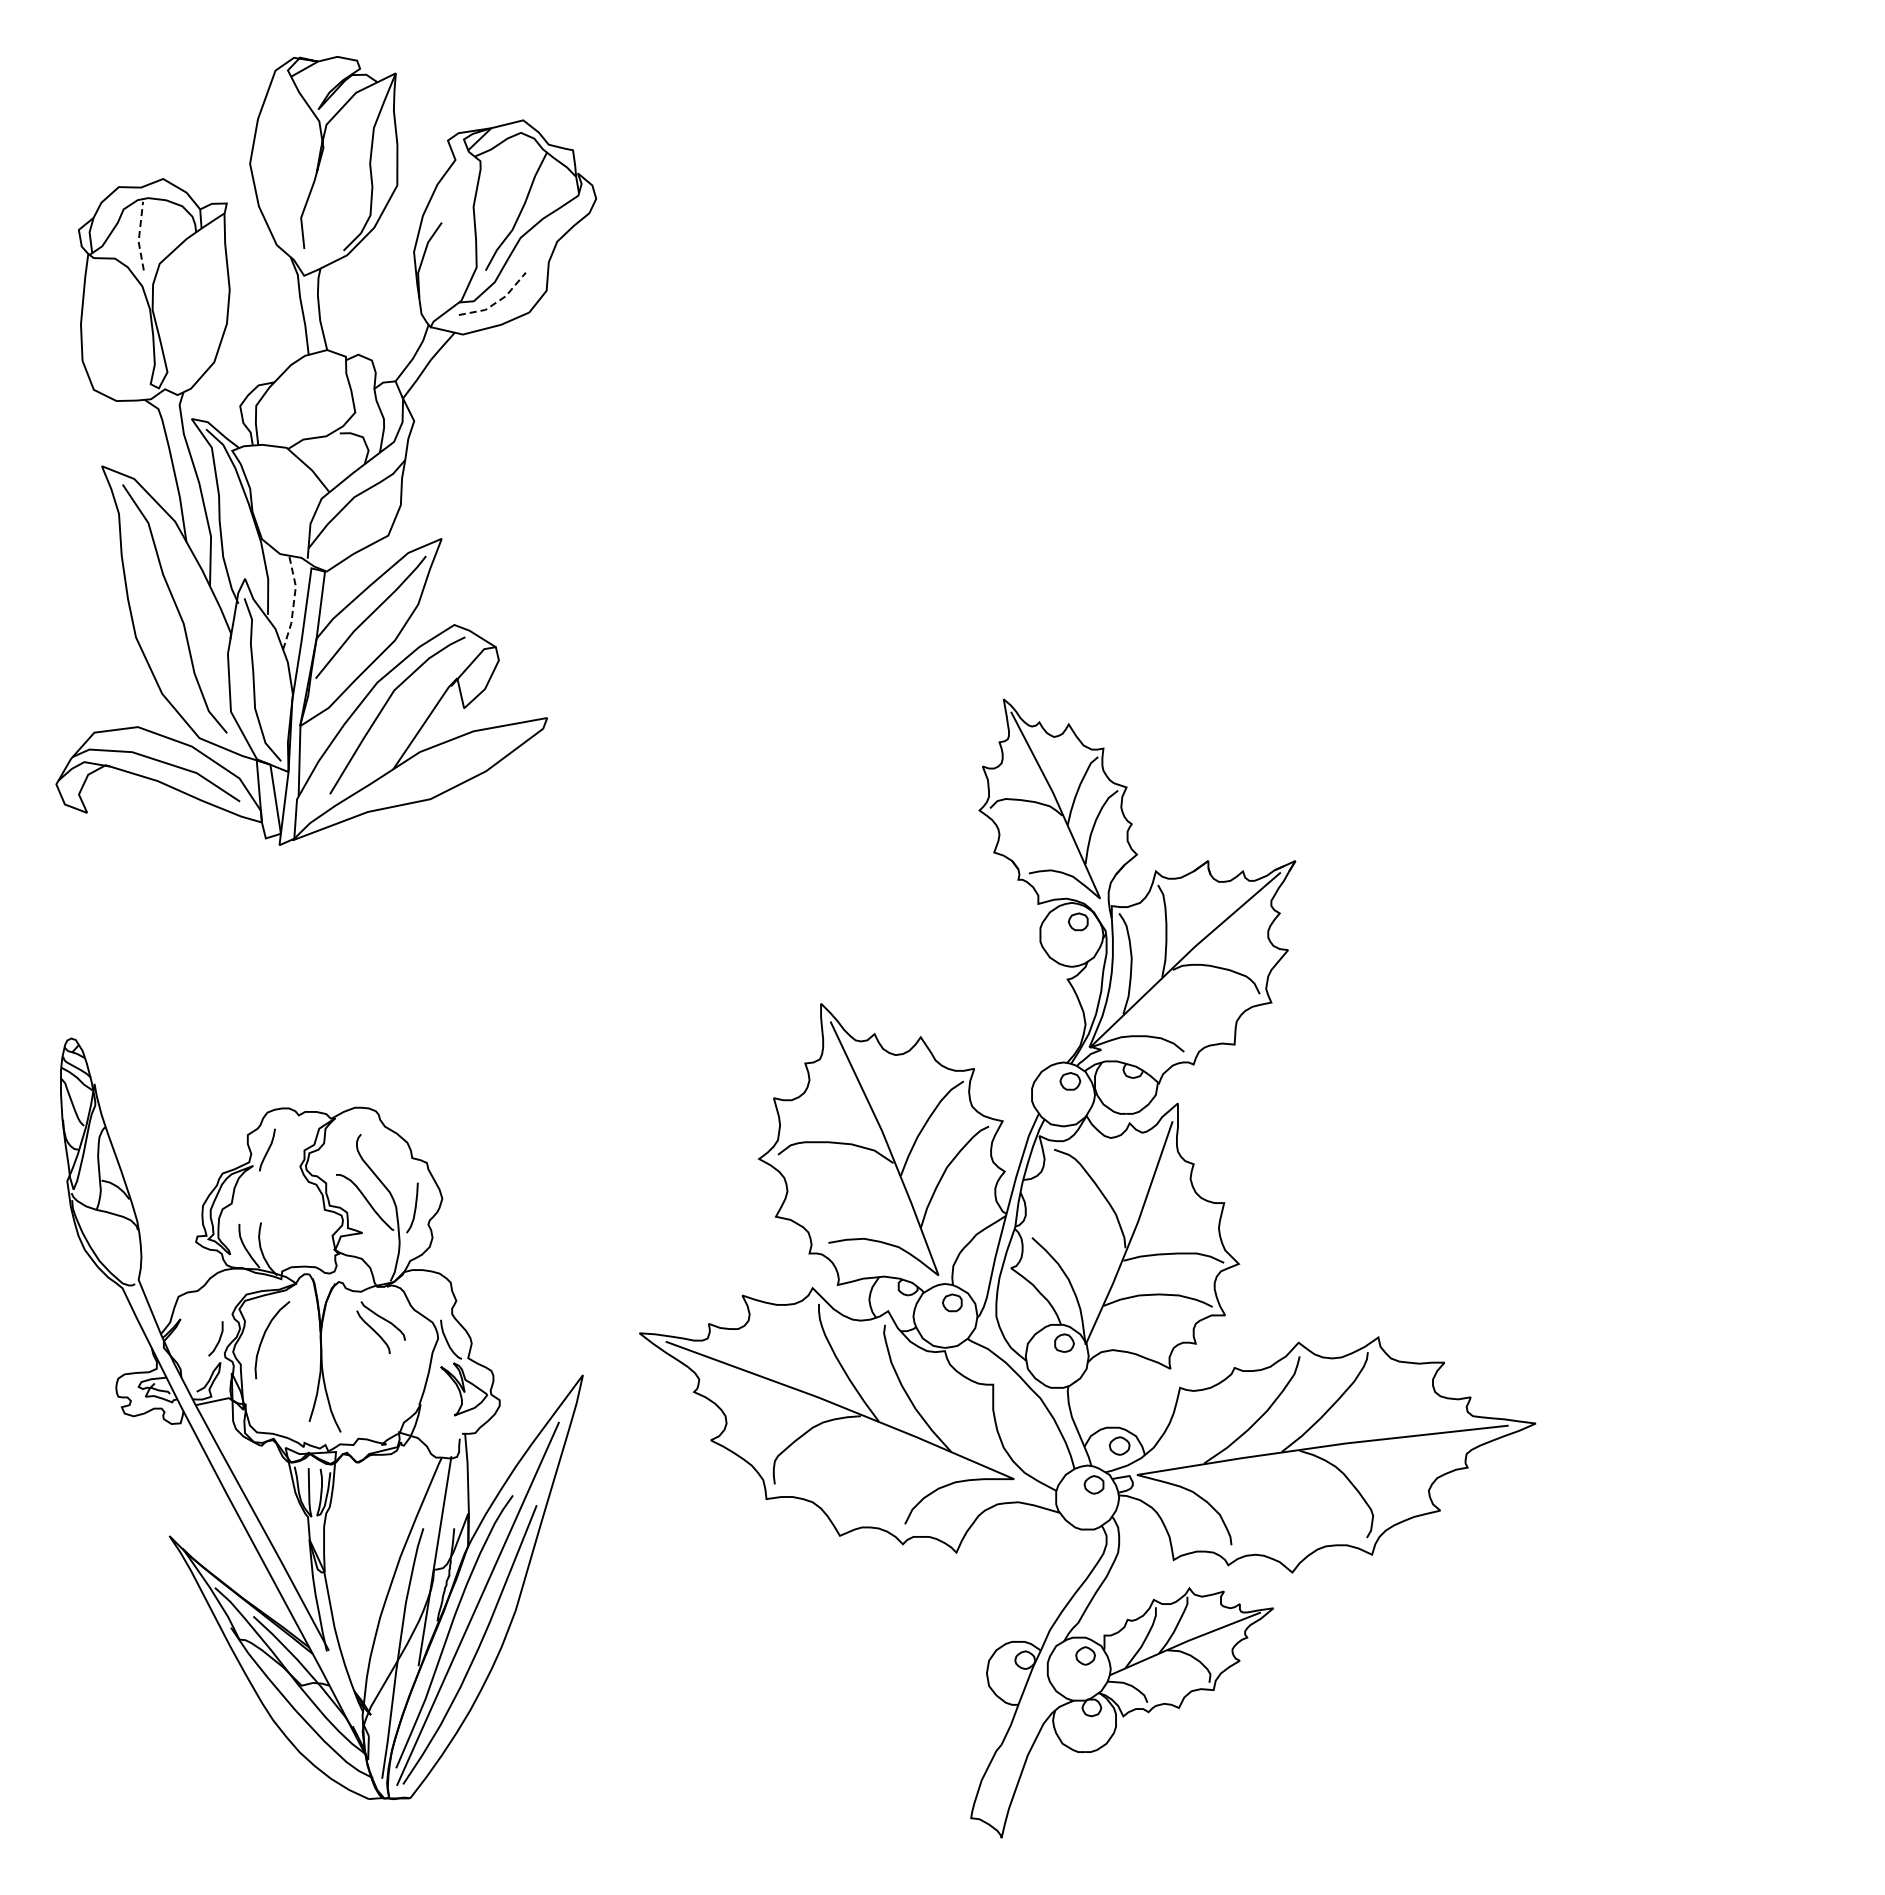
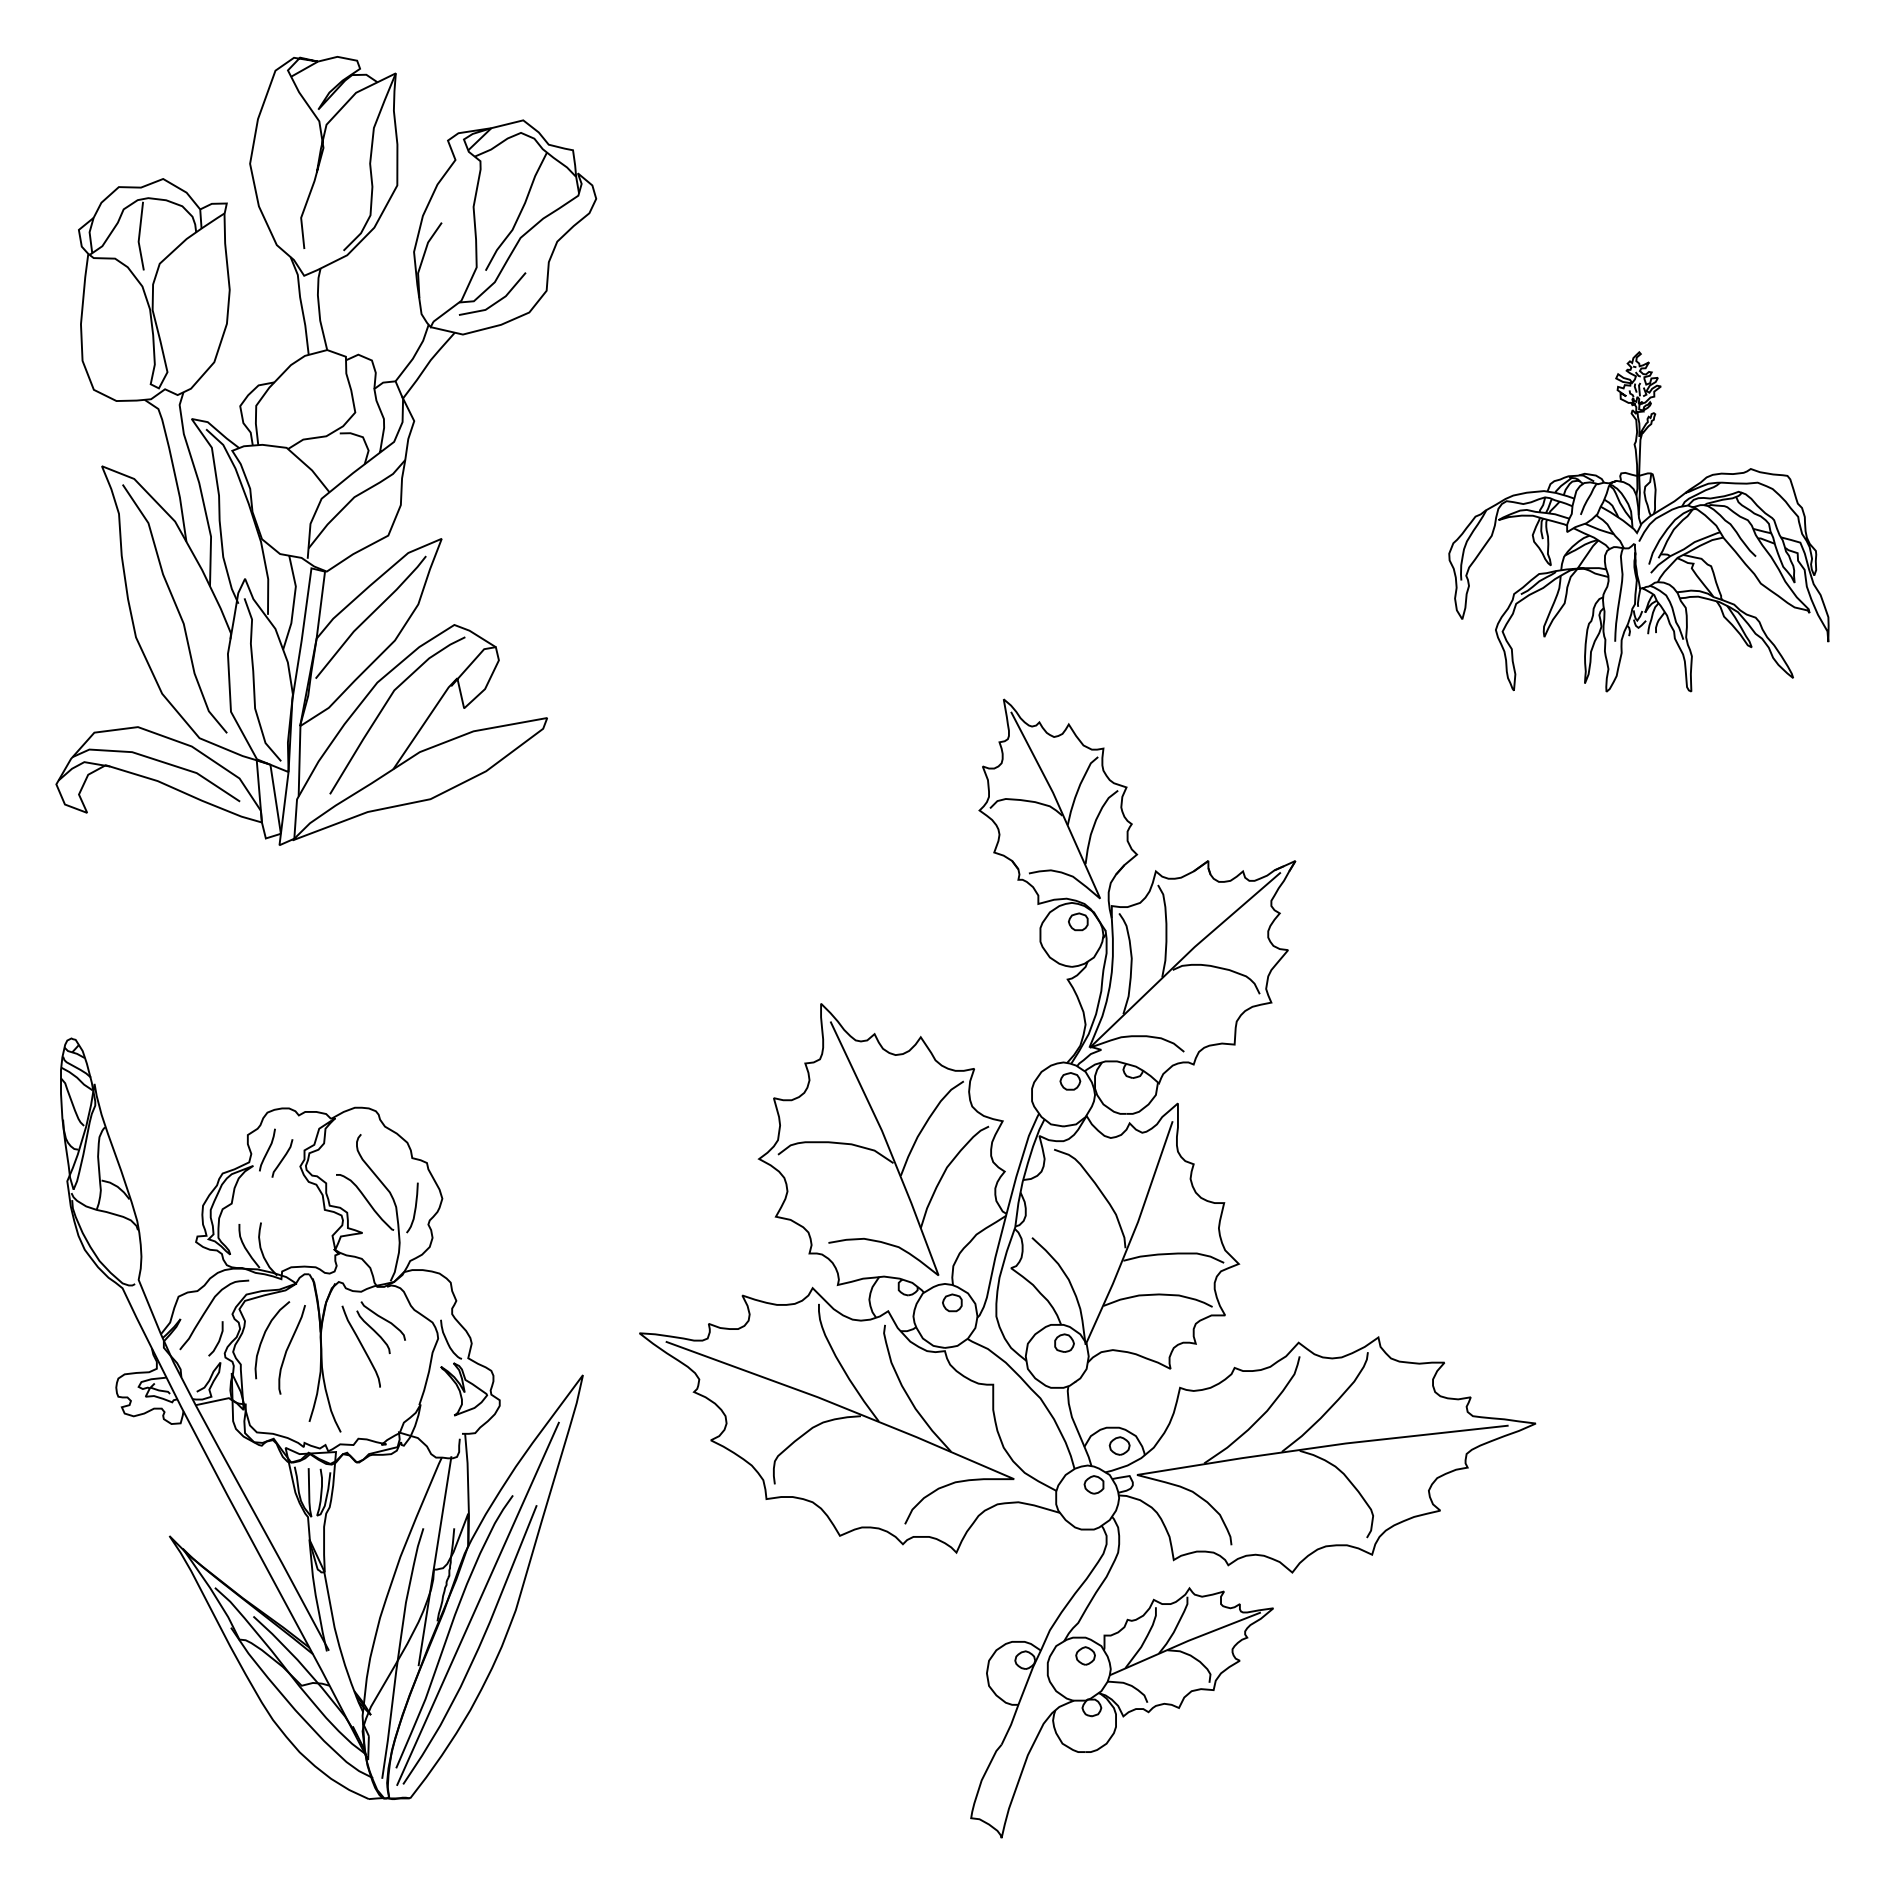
line: dashed -> solid (139, 236)
line: dashed -> solid (496, 302)
part: none -> present (1638, 521)
line: dashed -> solid (293, 602)
curve: none -> present (282, 1158)
curve: none -> present (207, 1310)
curve: none -> present (360, 1345)
curve: none -> present (288, 1349)
